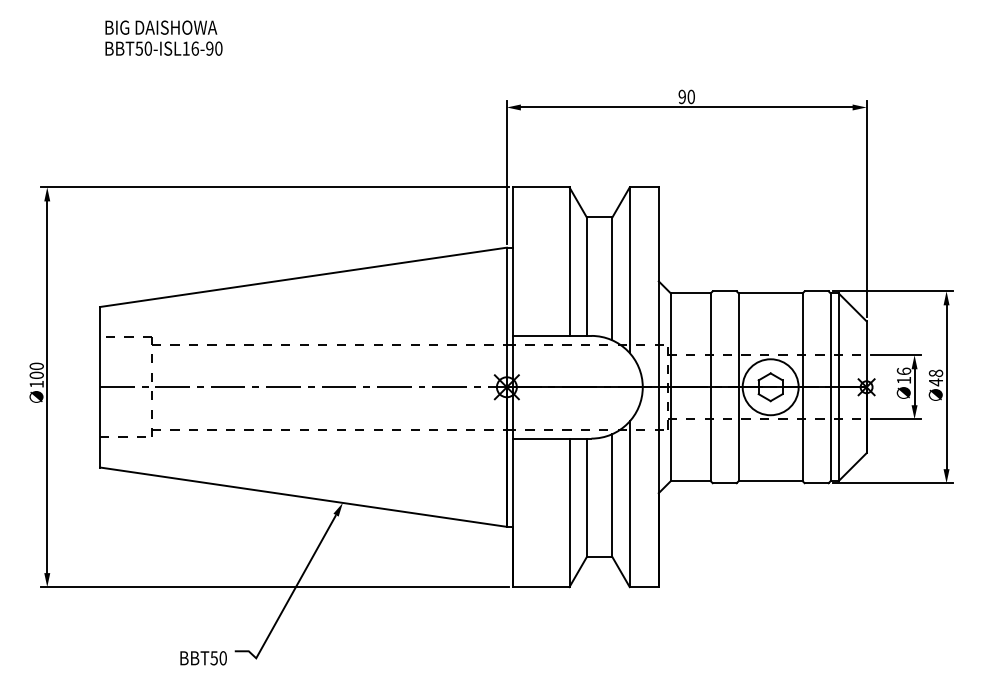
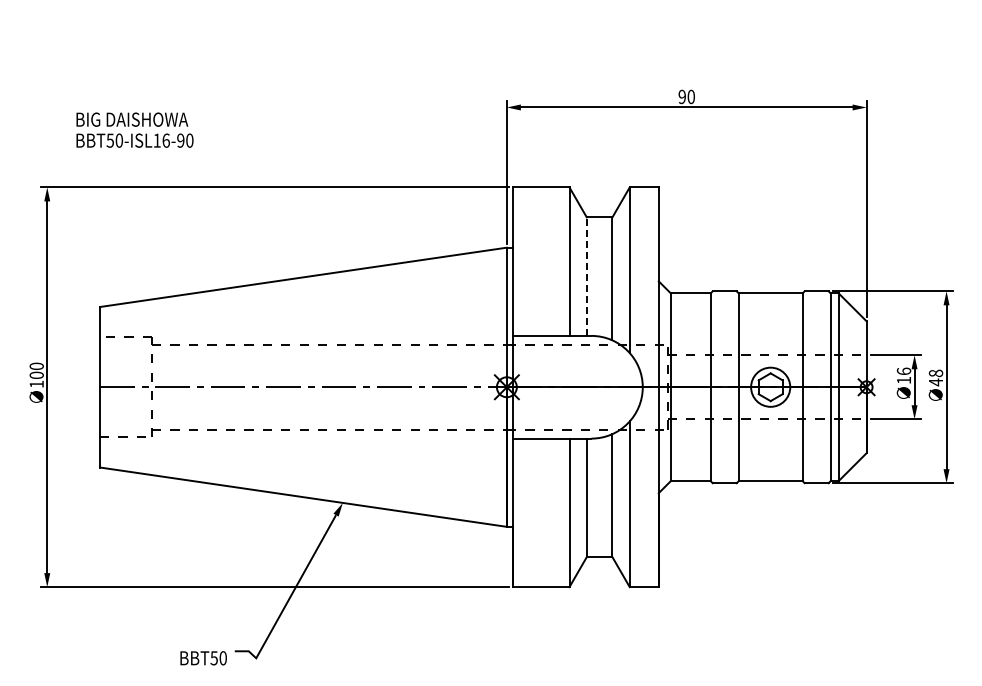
text position: (163, 37) -> (134, 129) (134, 129)
line: solid -> dashed (586, 276)
circle diameter: 56 px -> 39 px (770, 386)
